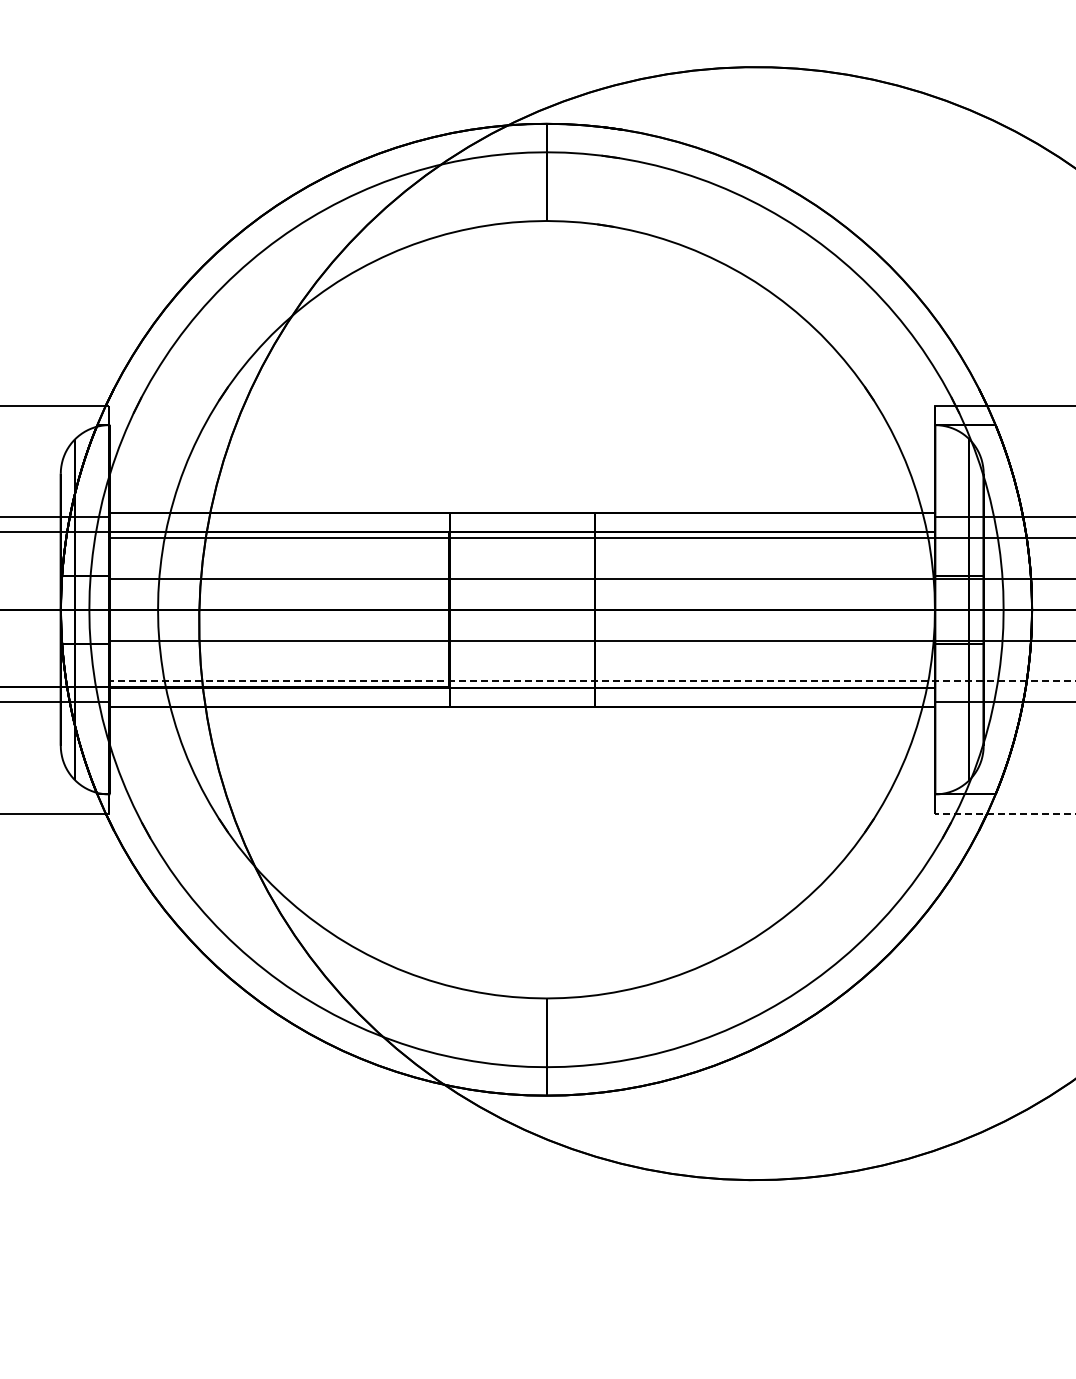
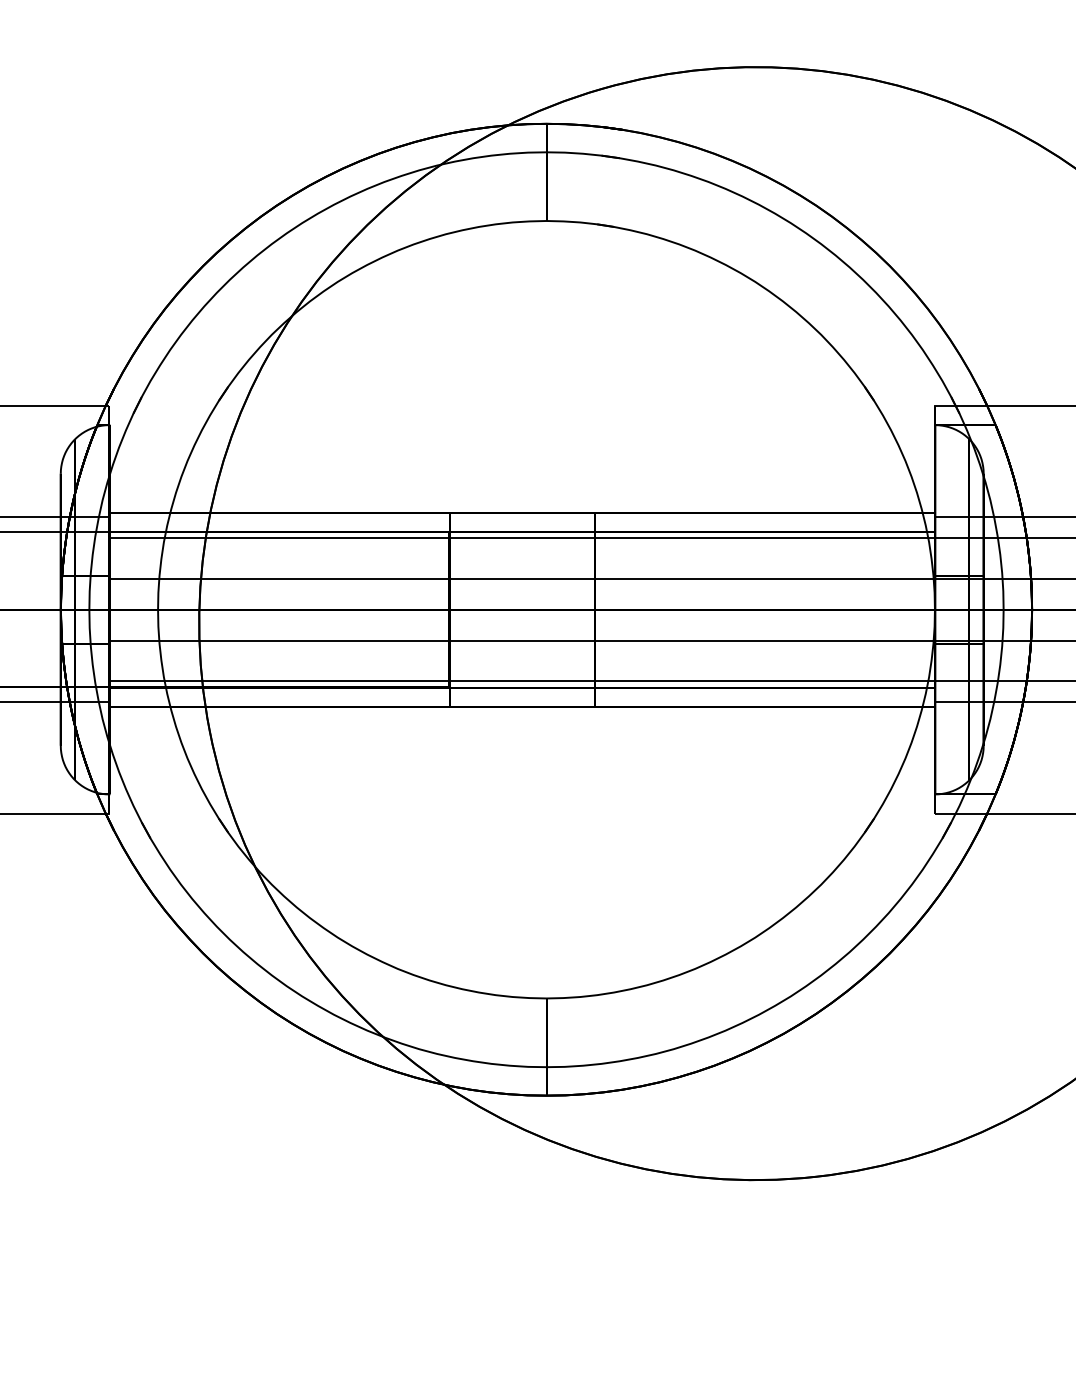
line: dashed -> solid (592, 681)
line: dashed -> solid (1005, 813)
